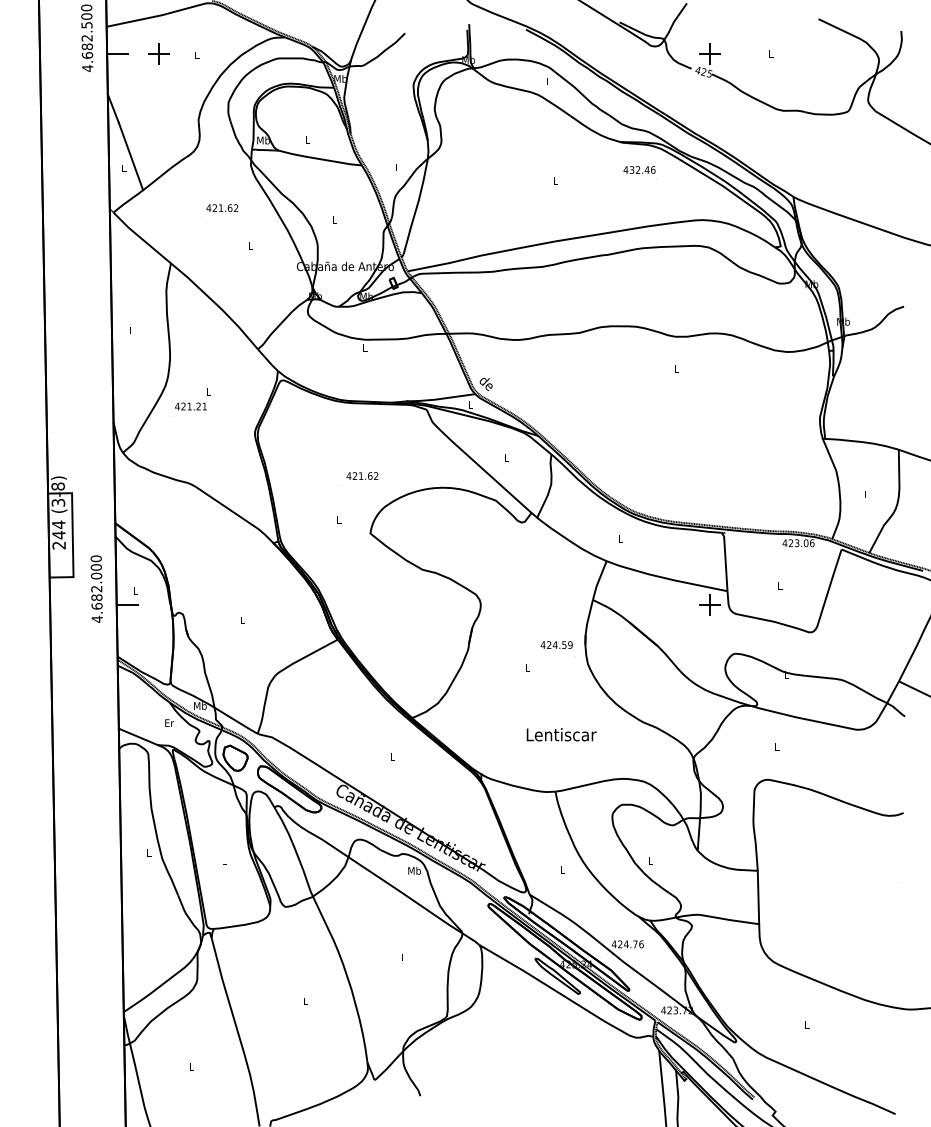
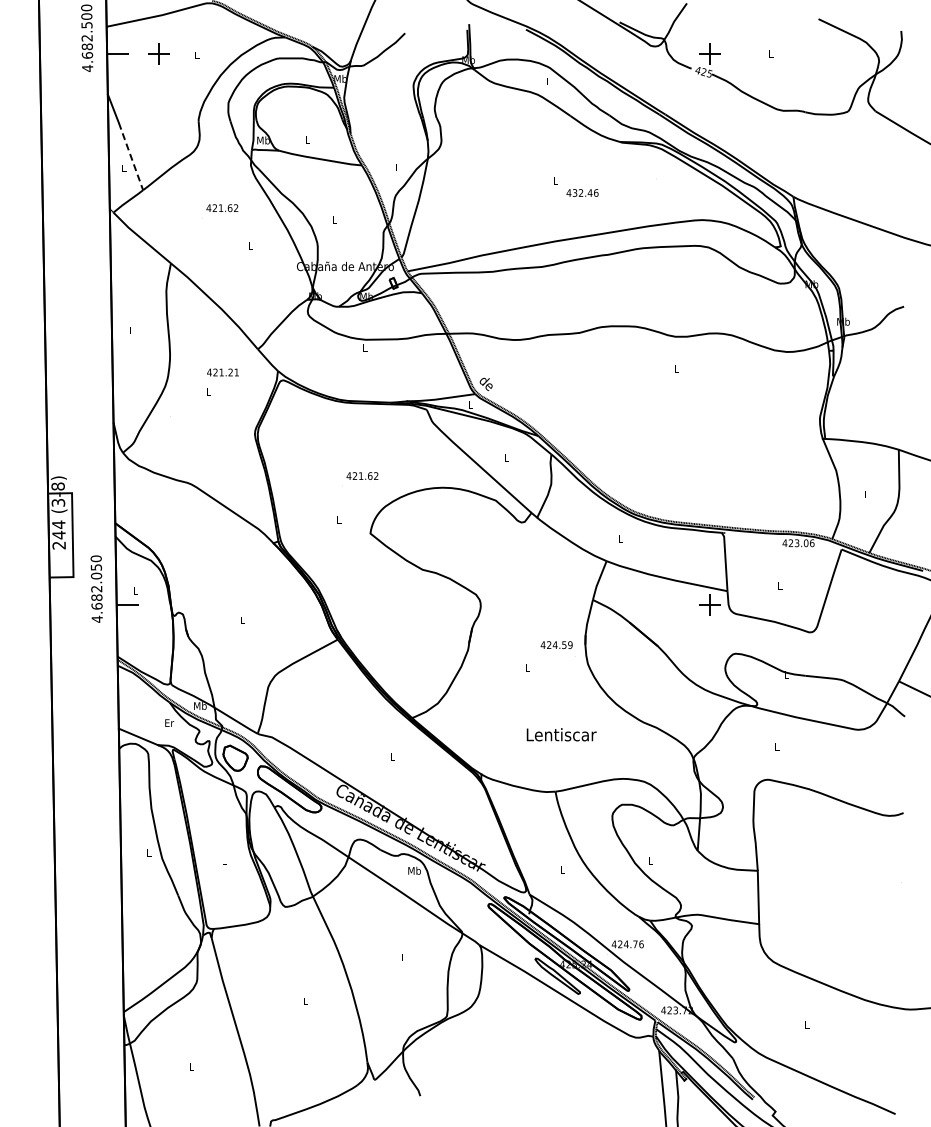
line: solid -> dashed (131, 156)
text position: (639, 169) -> (582, 192) (582, 192)
text position: (190, 406) -> (222, 372) (222, 372)
text: 4.682.000 -> 4.682.050 (96, 567)
